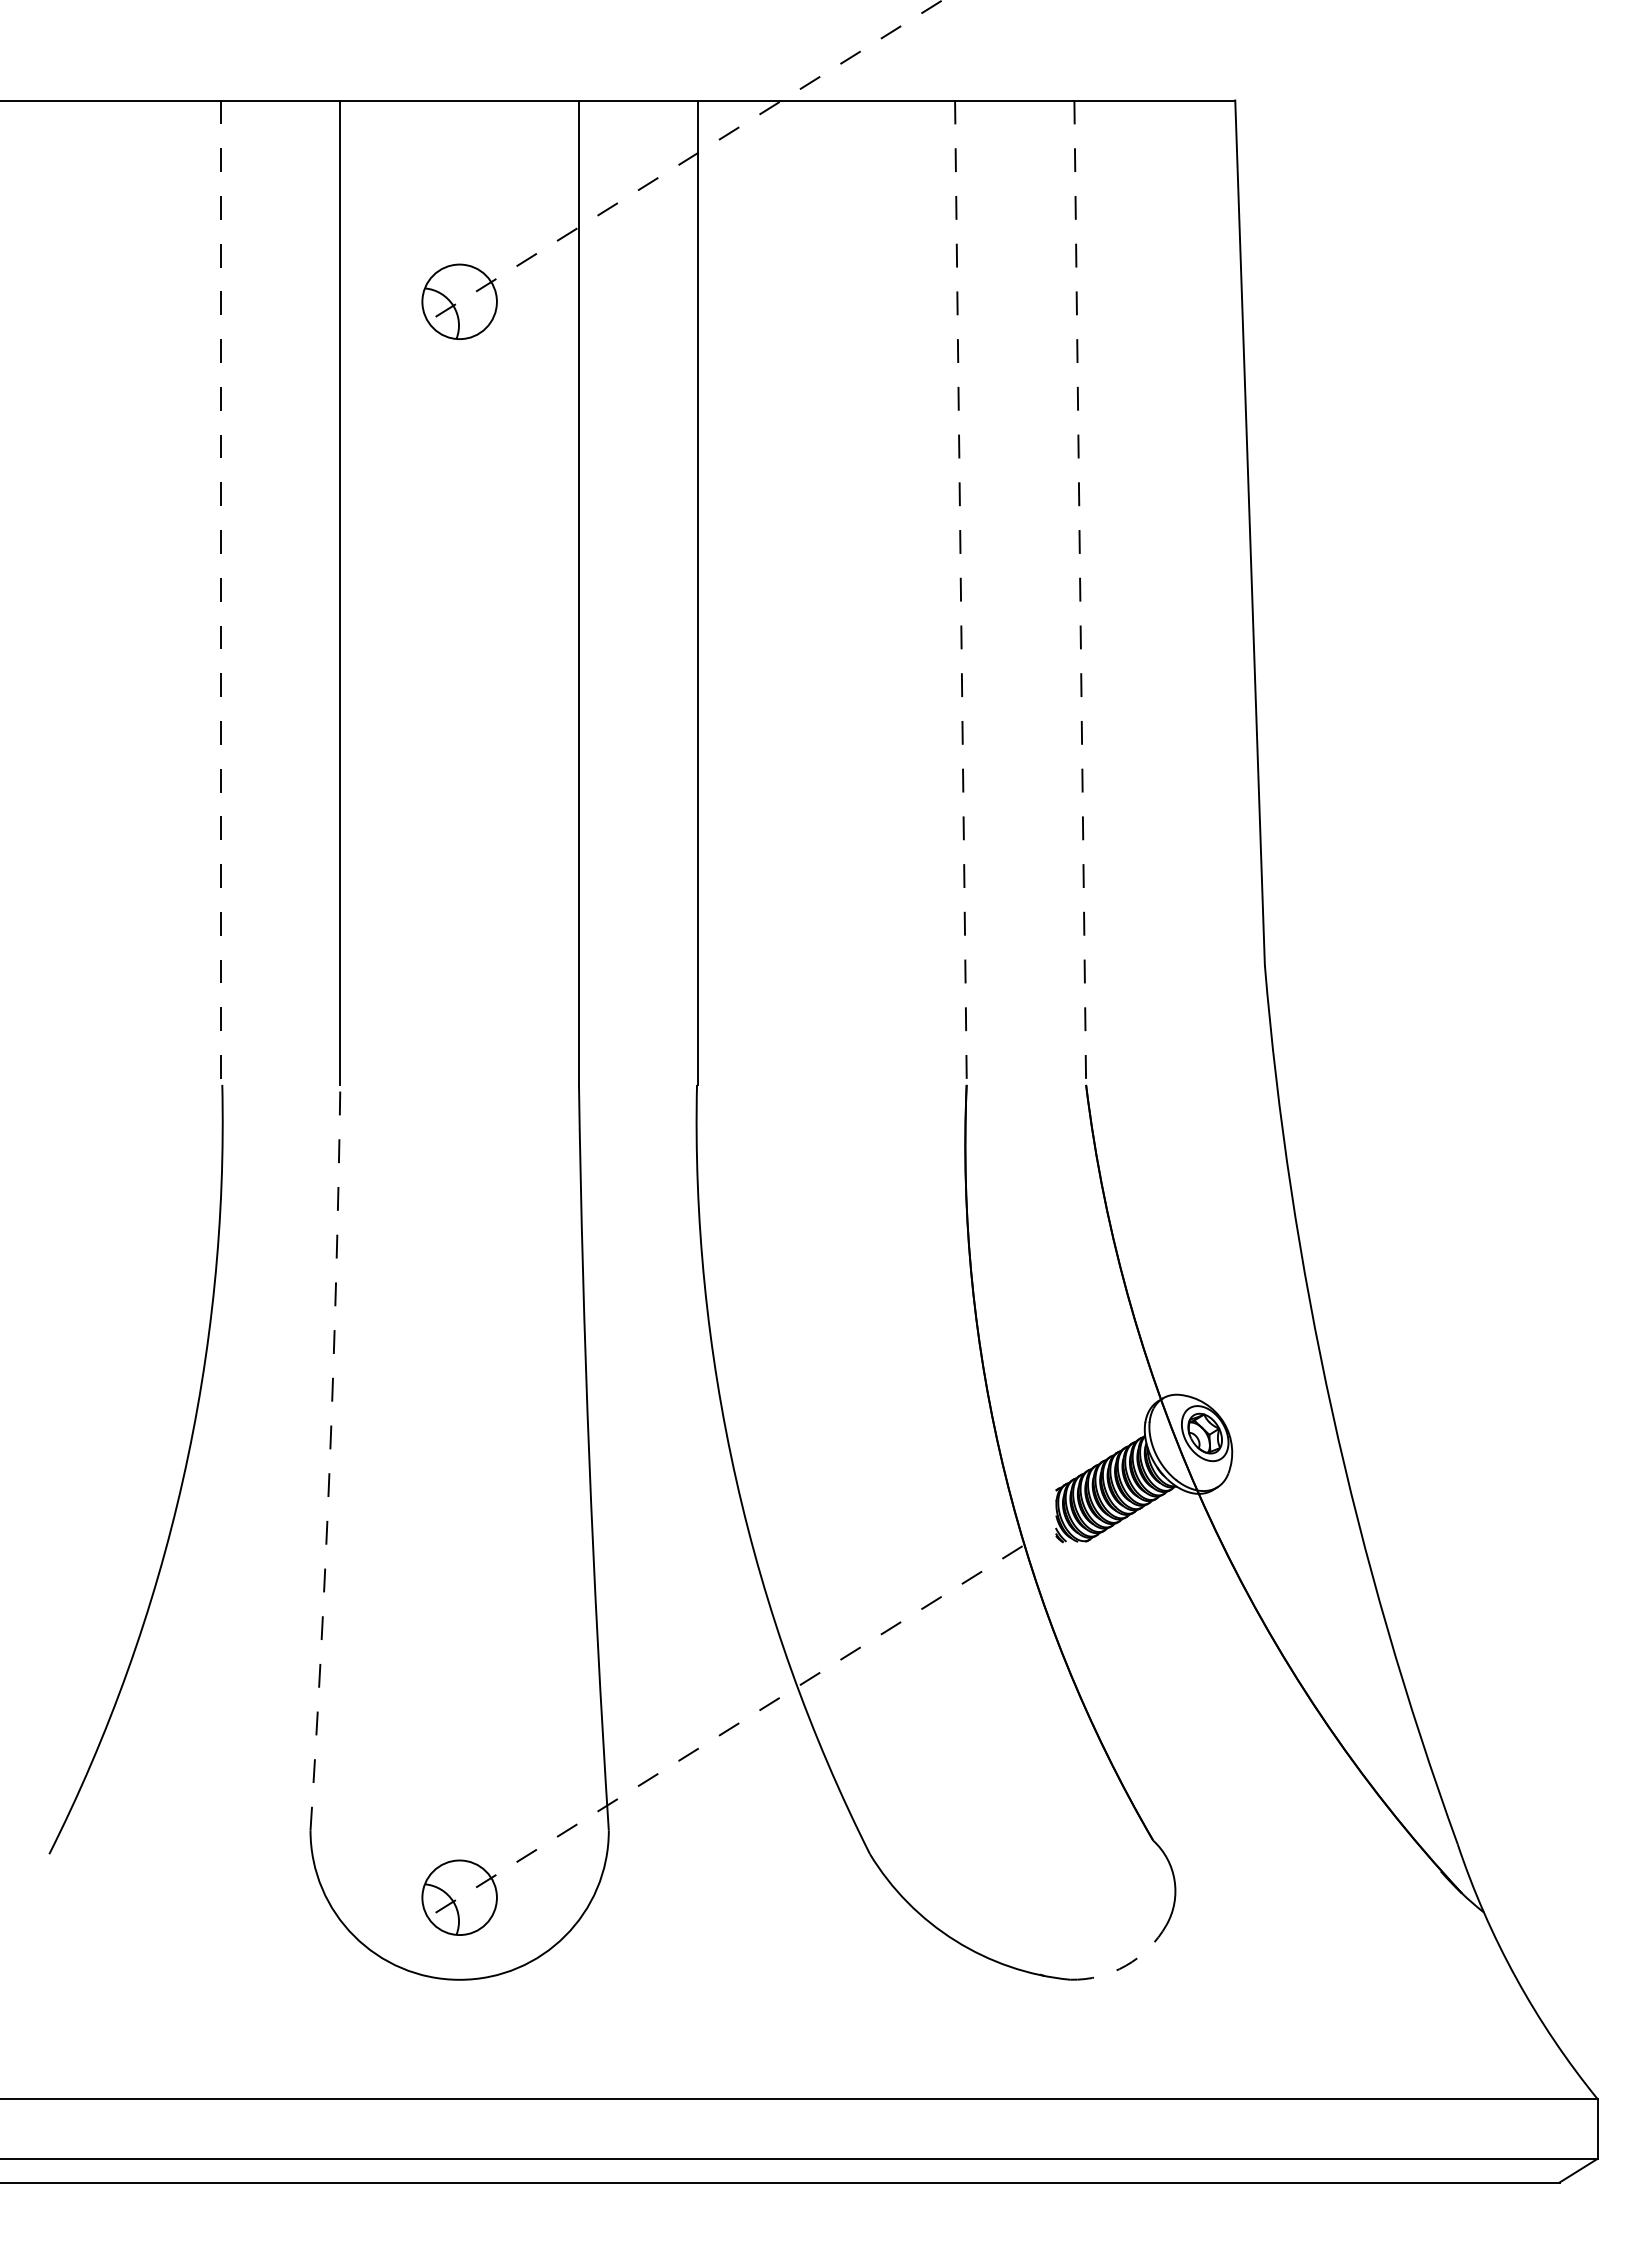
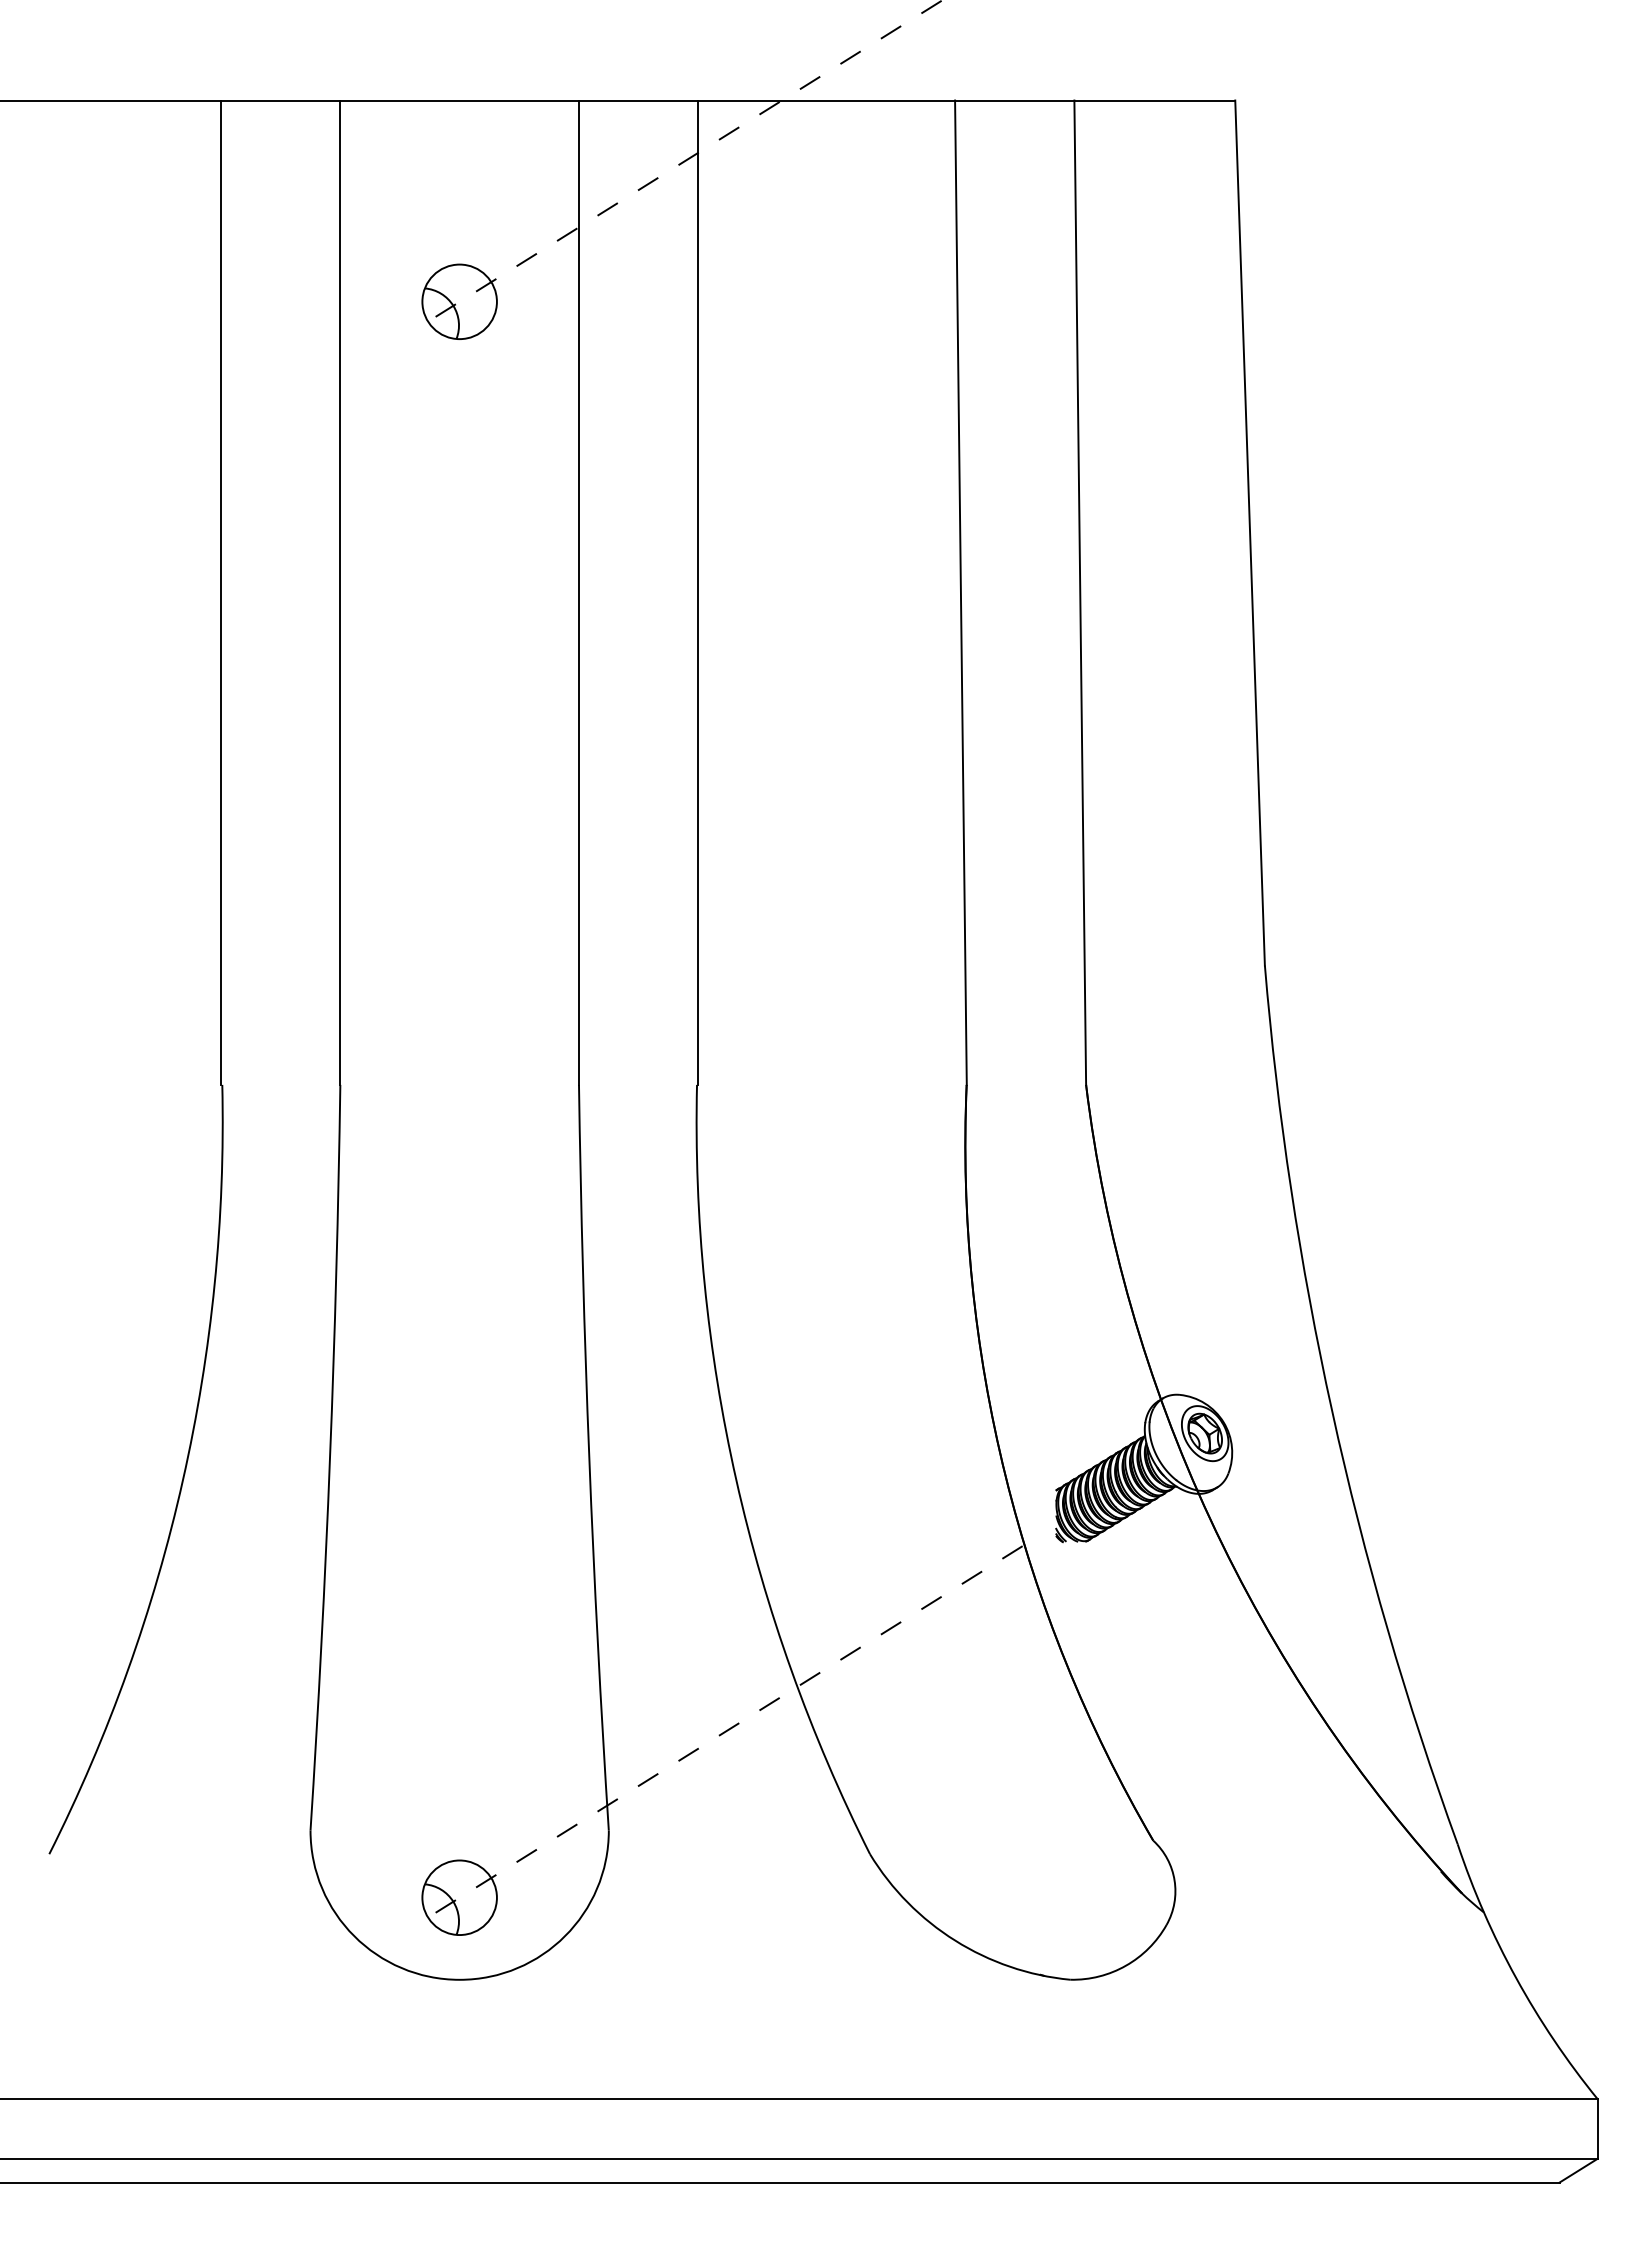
line: dashed -> solid (221, 593)
line: dashed -> solid (960, 593)
line: dashed -> solid (1080, 593)
arc: dashed -> solid (330, 1457)
arc: dashed -> solid (1126, 1965)
